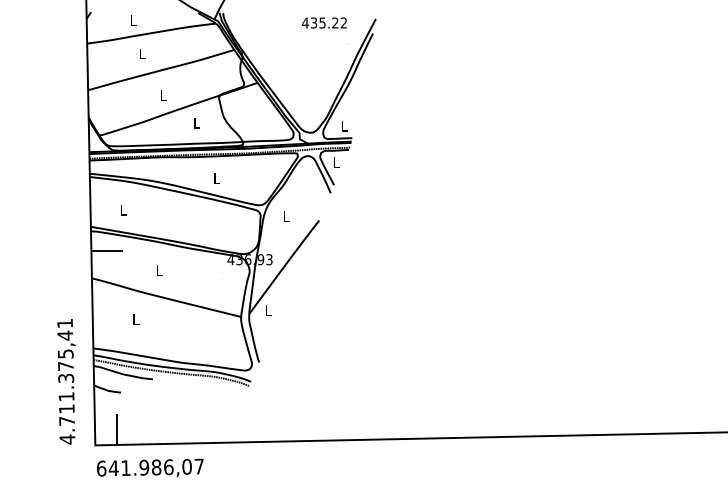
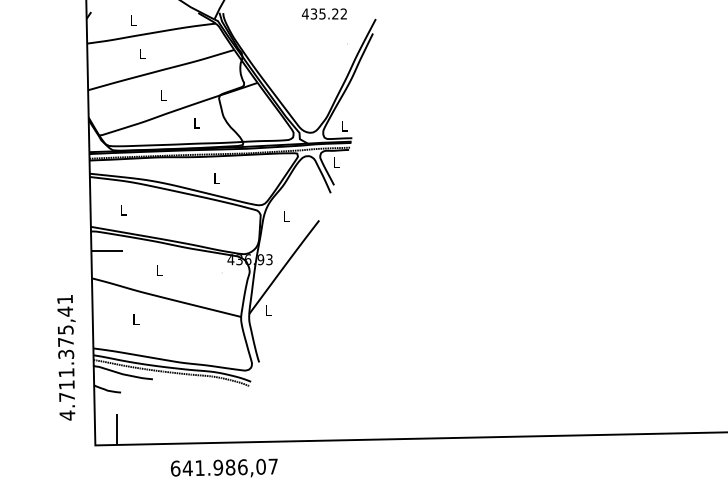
text position: (323, 22) -> (323, 13) (323, 13)
text position: (66, 381) -> (66, 357) (66, 357)
text position: (150, 467) -> (224, 467) (224, 467)
